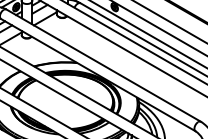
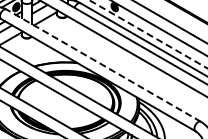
line: solid -> dashed (149, 34)
line: solid -> dashed (103, 65)
